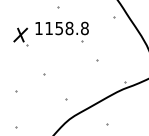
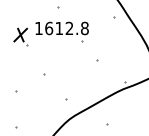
text: 1158.8 -> 1612.8 (59, 28)
